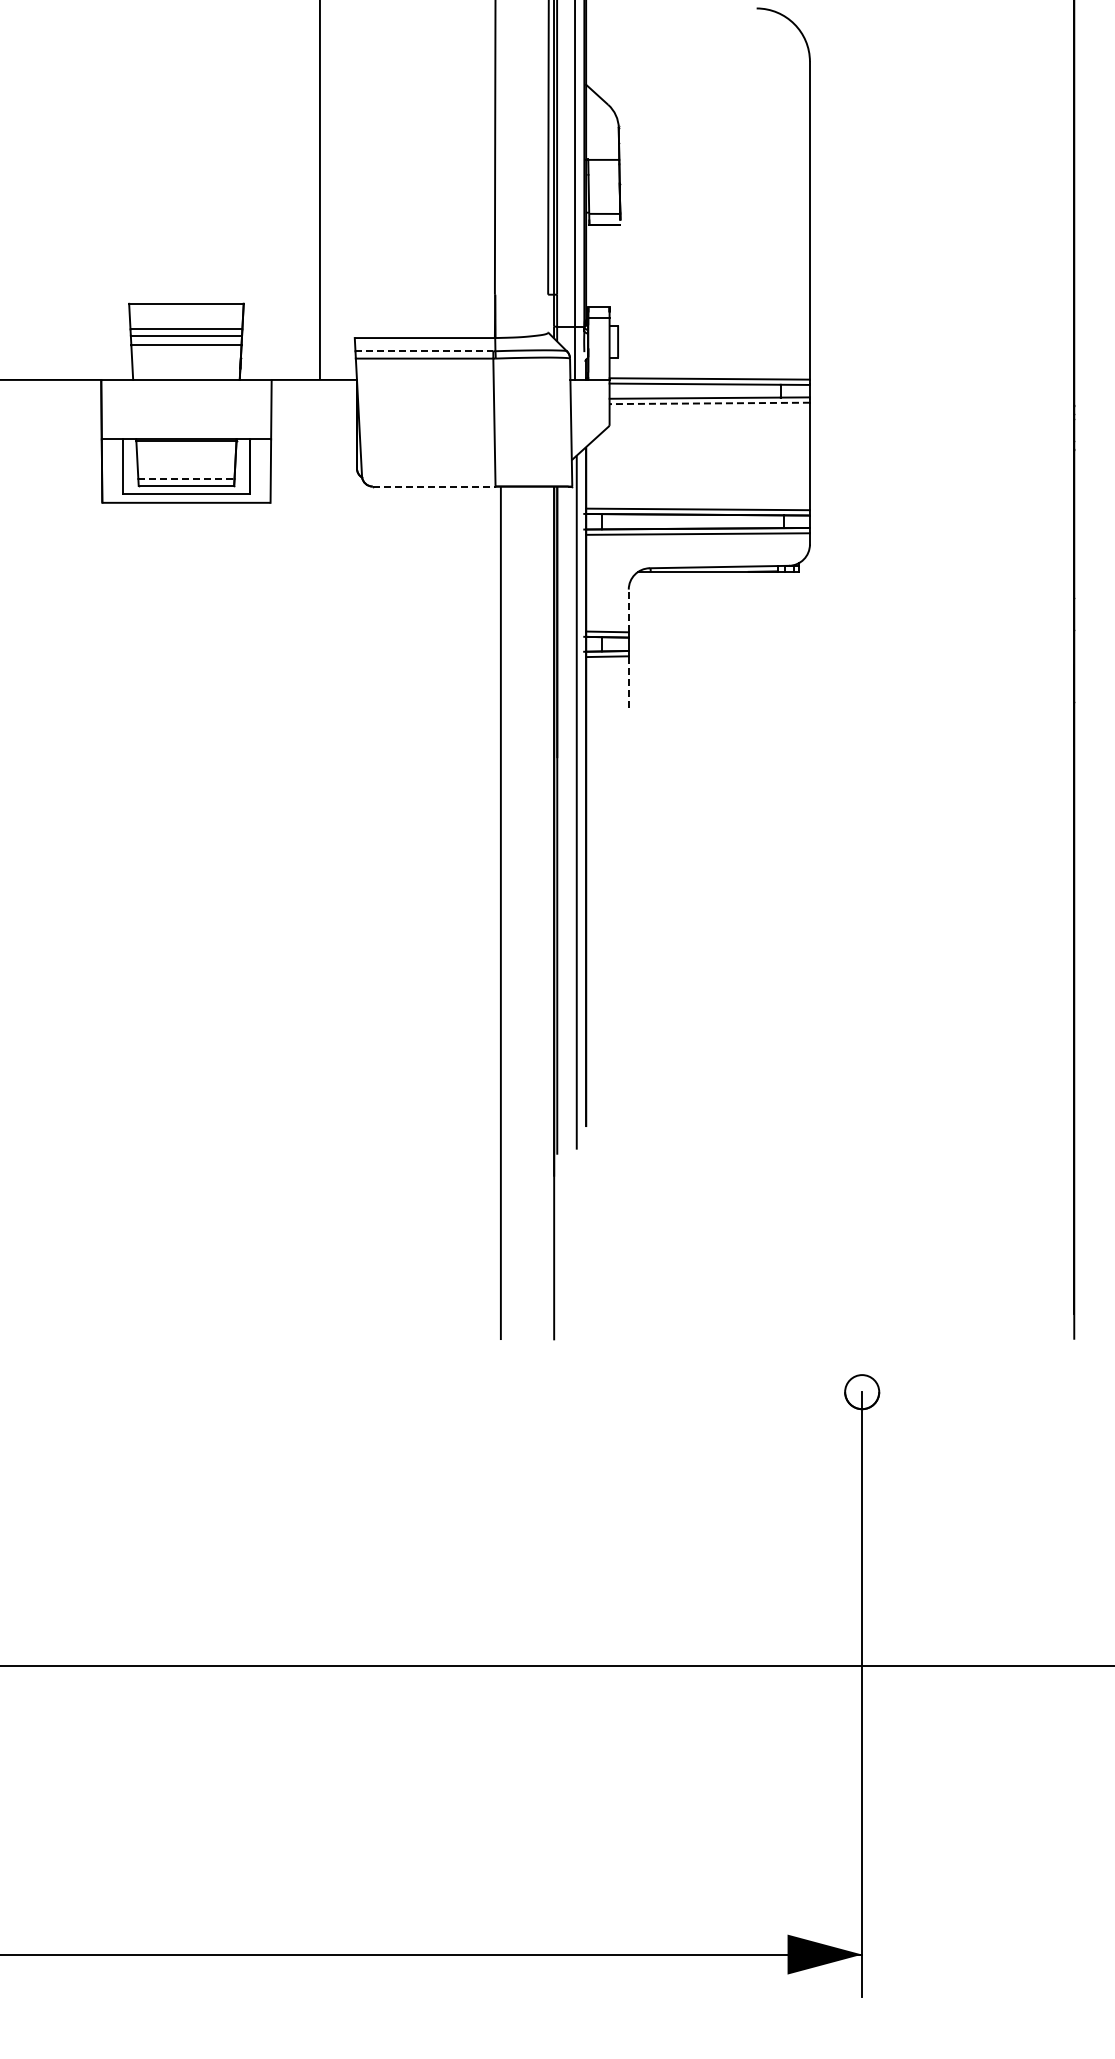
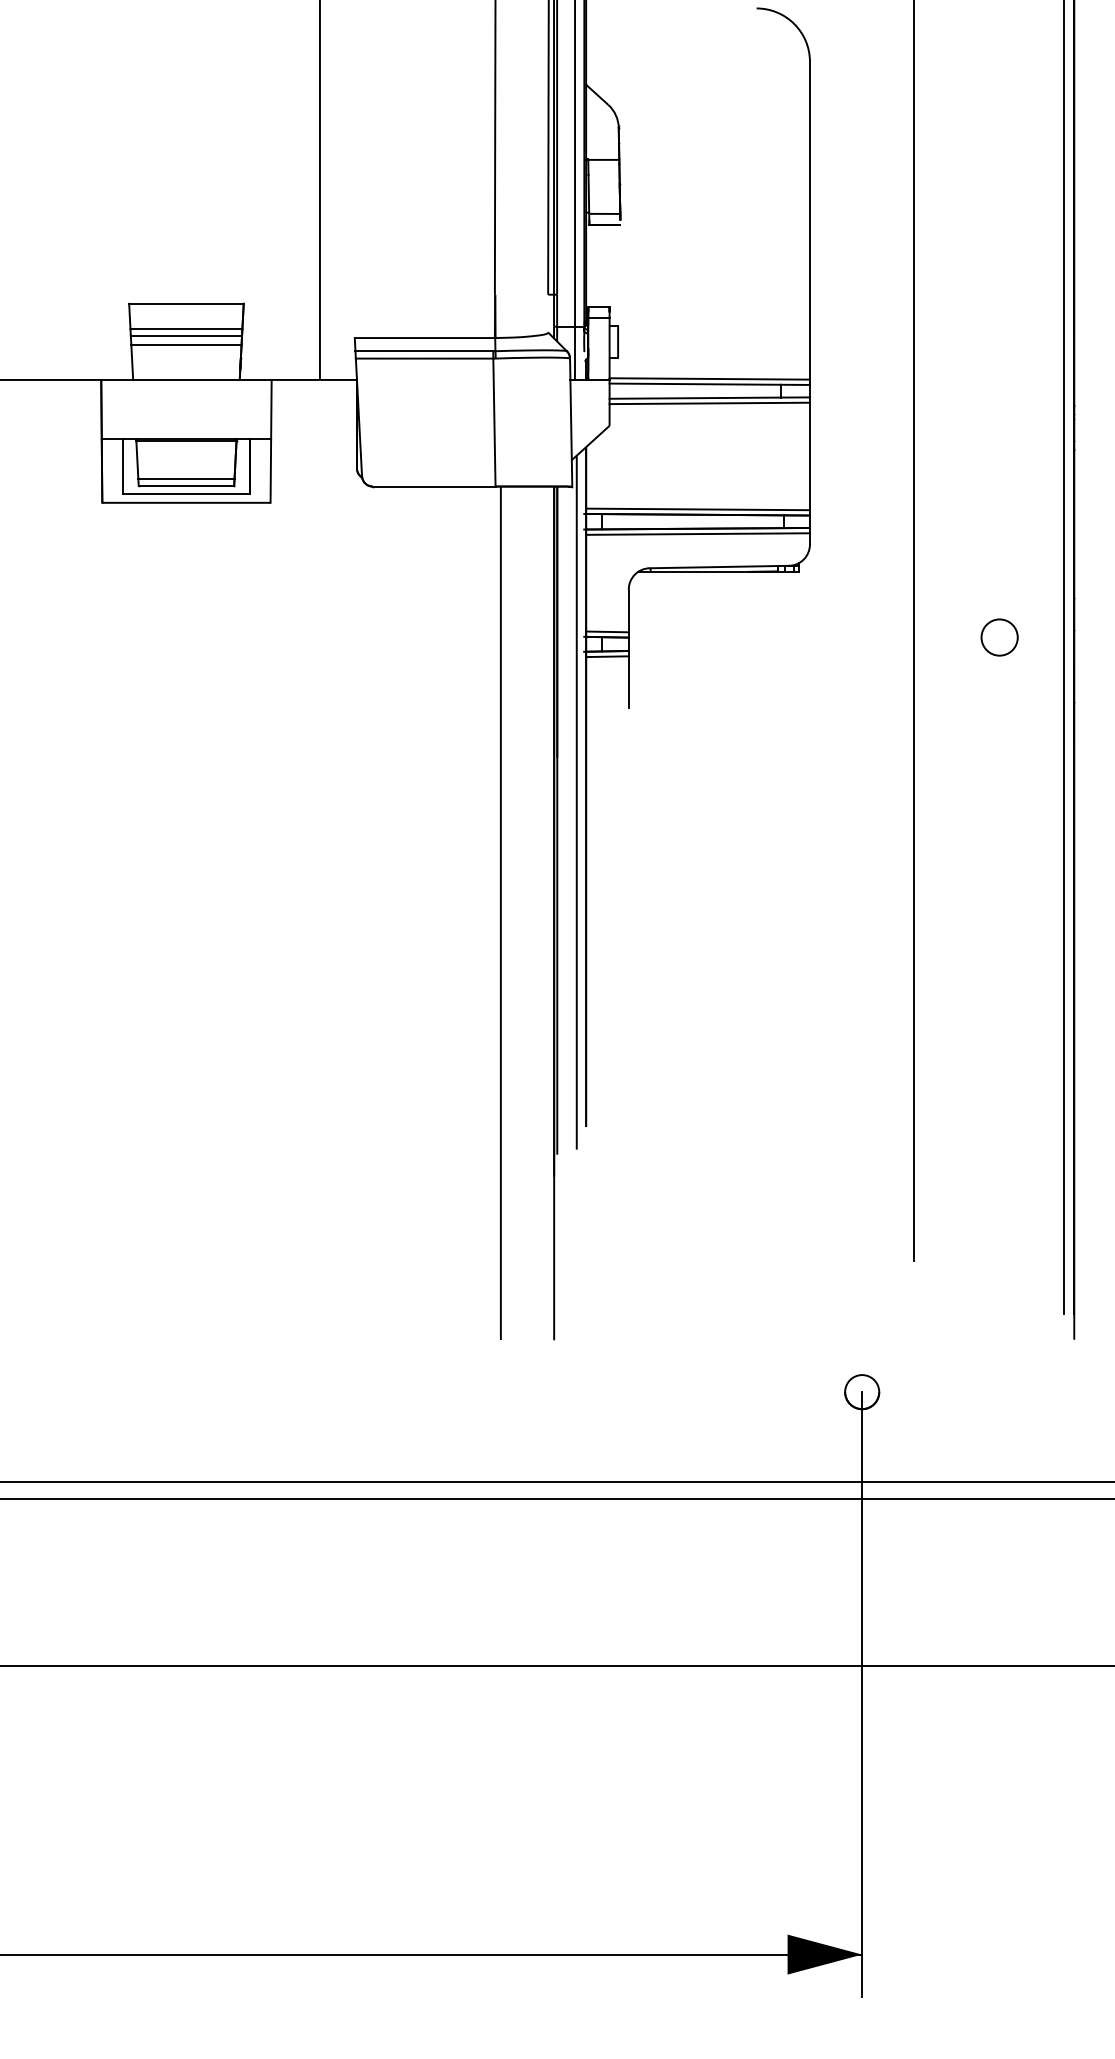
line: dashed -> solid (424, 351)
line: dashed -> solid (709, 403)
line: dashed -> solid (186, 478)
line: dashed -> solid (434, 486)
line: dashed -> solid (628, 610)
line: none -> present (914, 631)
circle: none -> present (999, 637)
line: none -> present (1063, 658)
line: dashed -> solid (628, 681)
line: none -> present (556, 1481)
line: none -> present (556, 1498)
